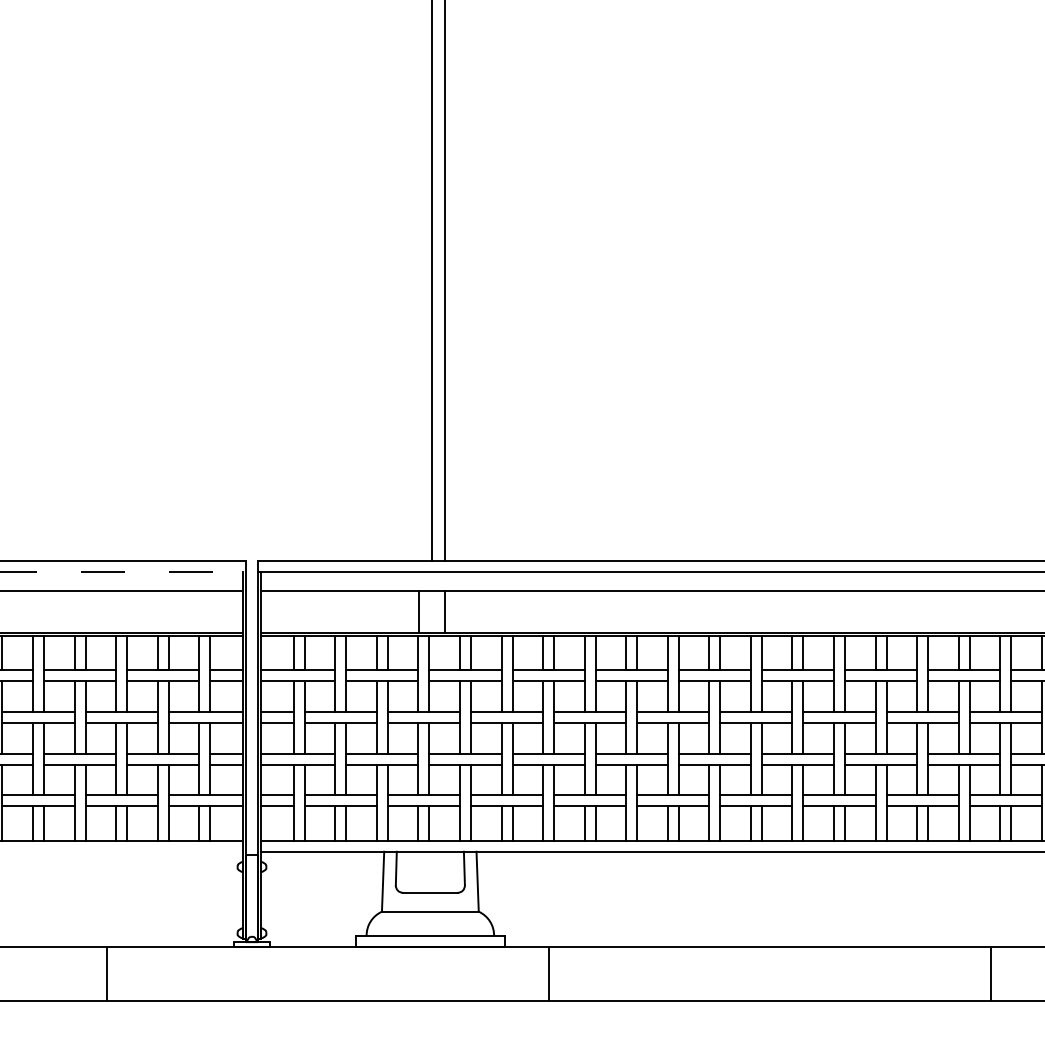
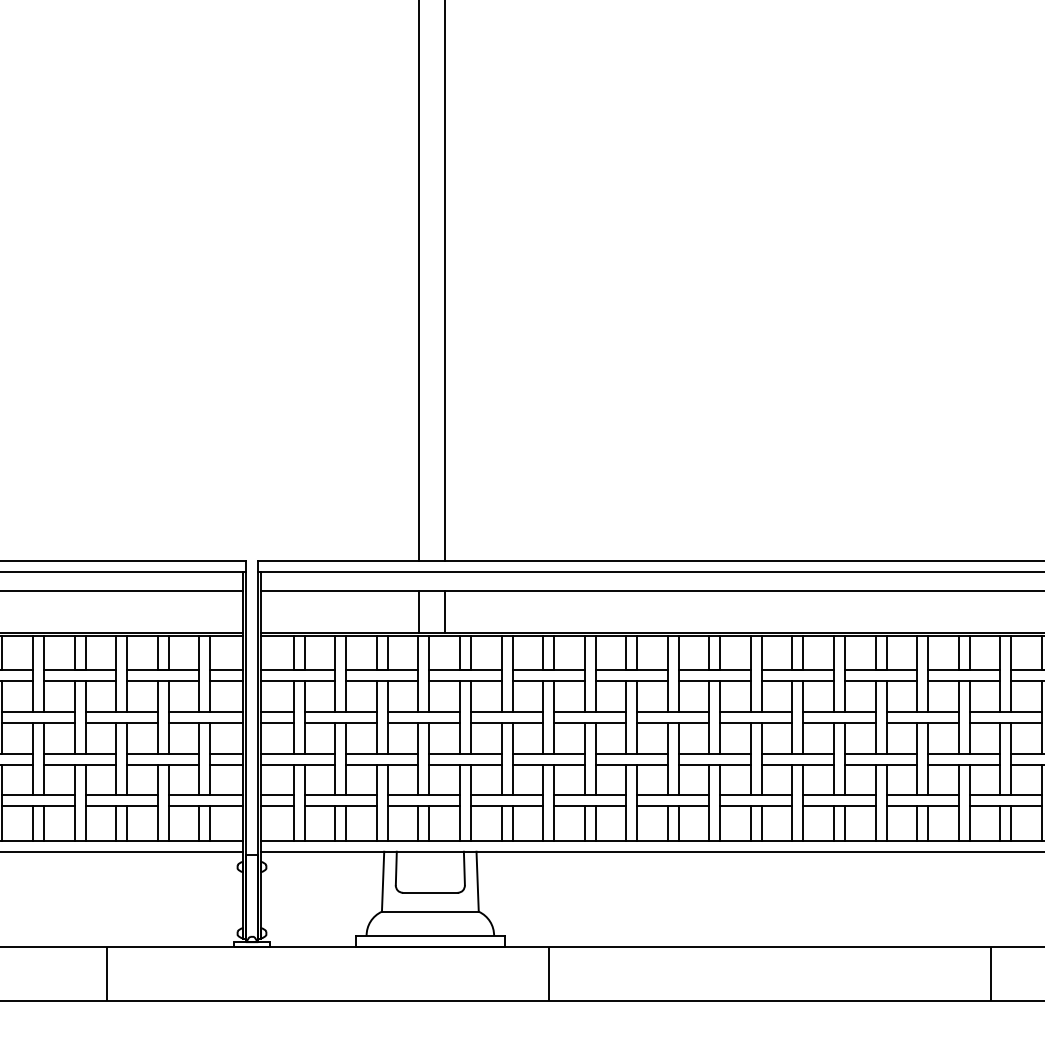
line position: (432, 281) -> (419, 281) (419, 281)
line: dashed -> solid (123, 571)
line: none -> present (122, 851)
